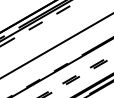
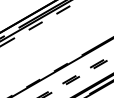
line: present -> none (56, 45)
